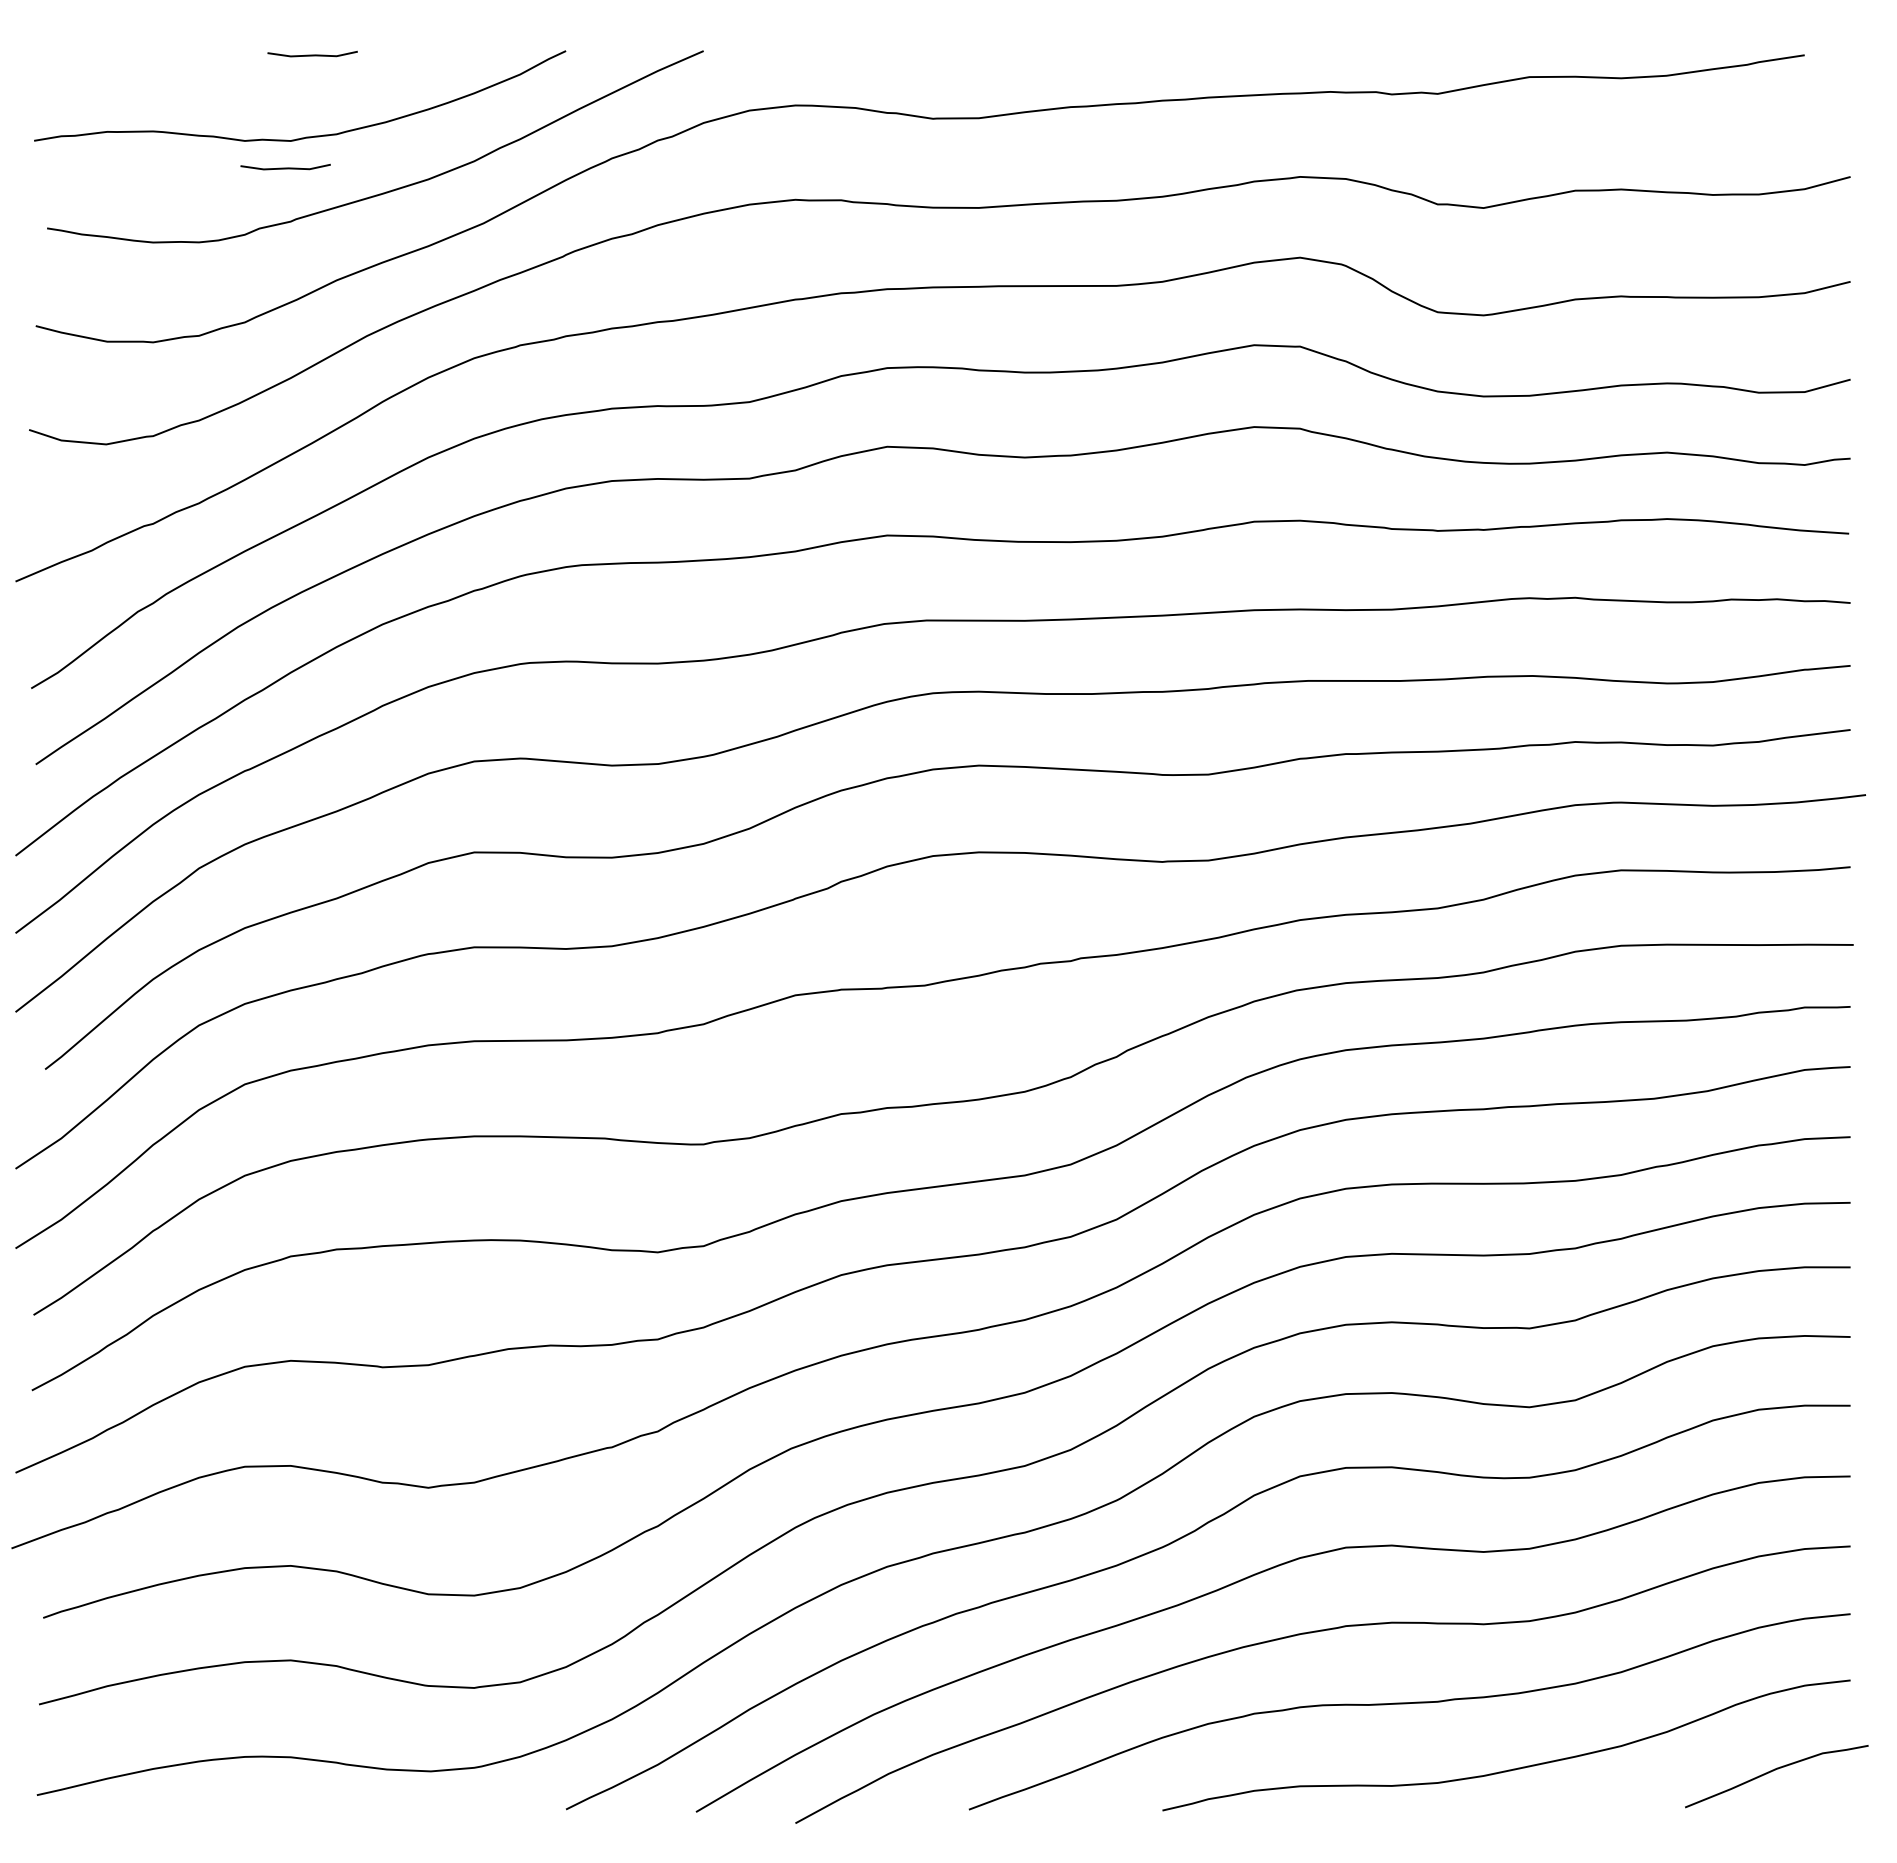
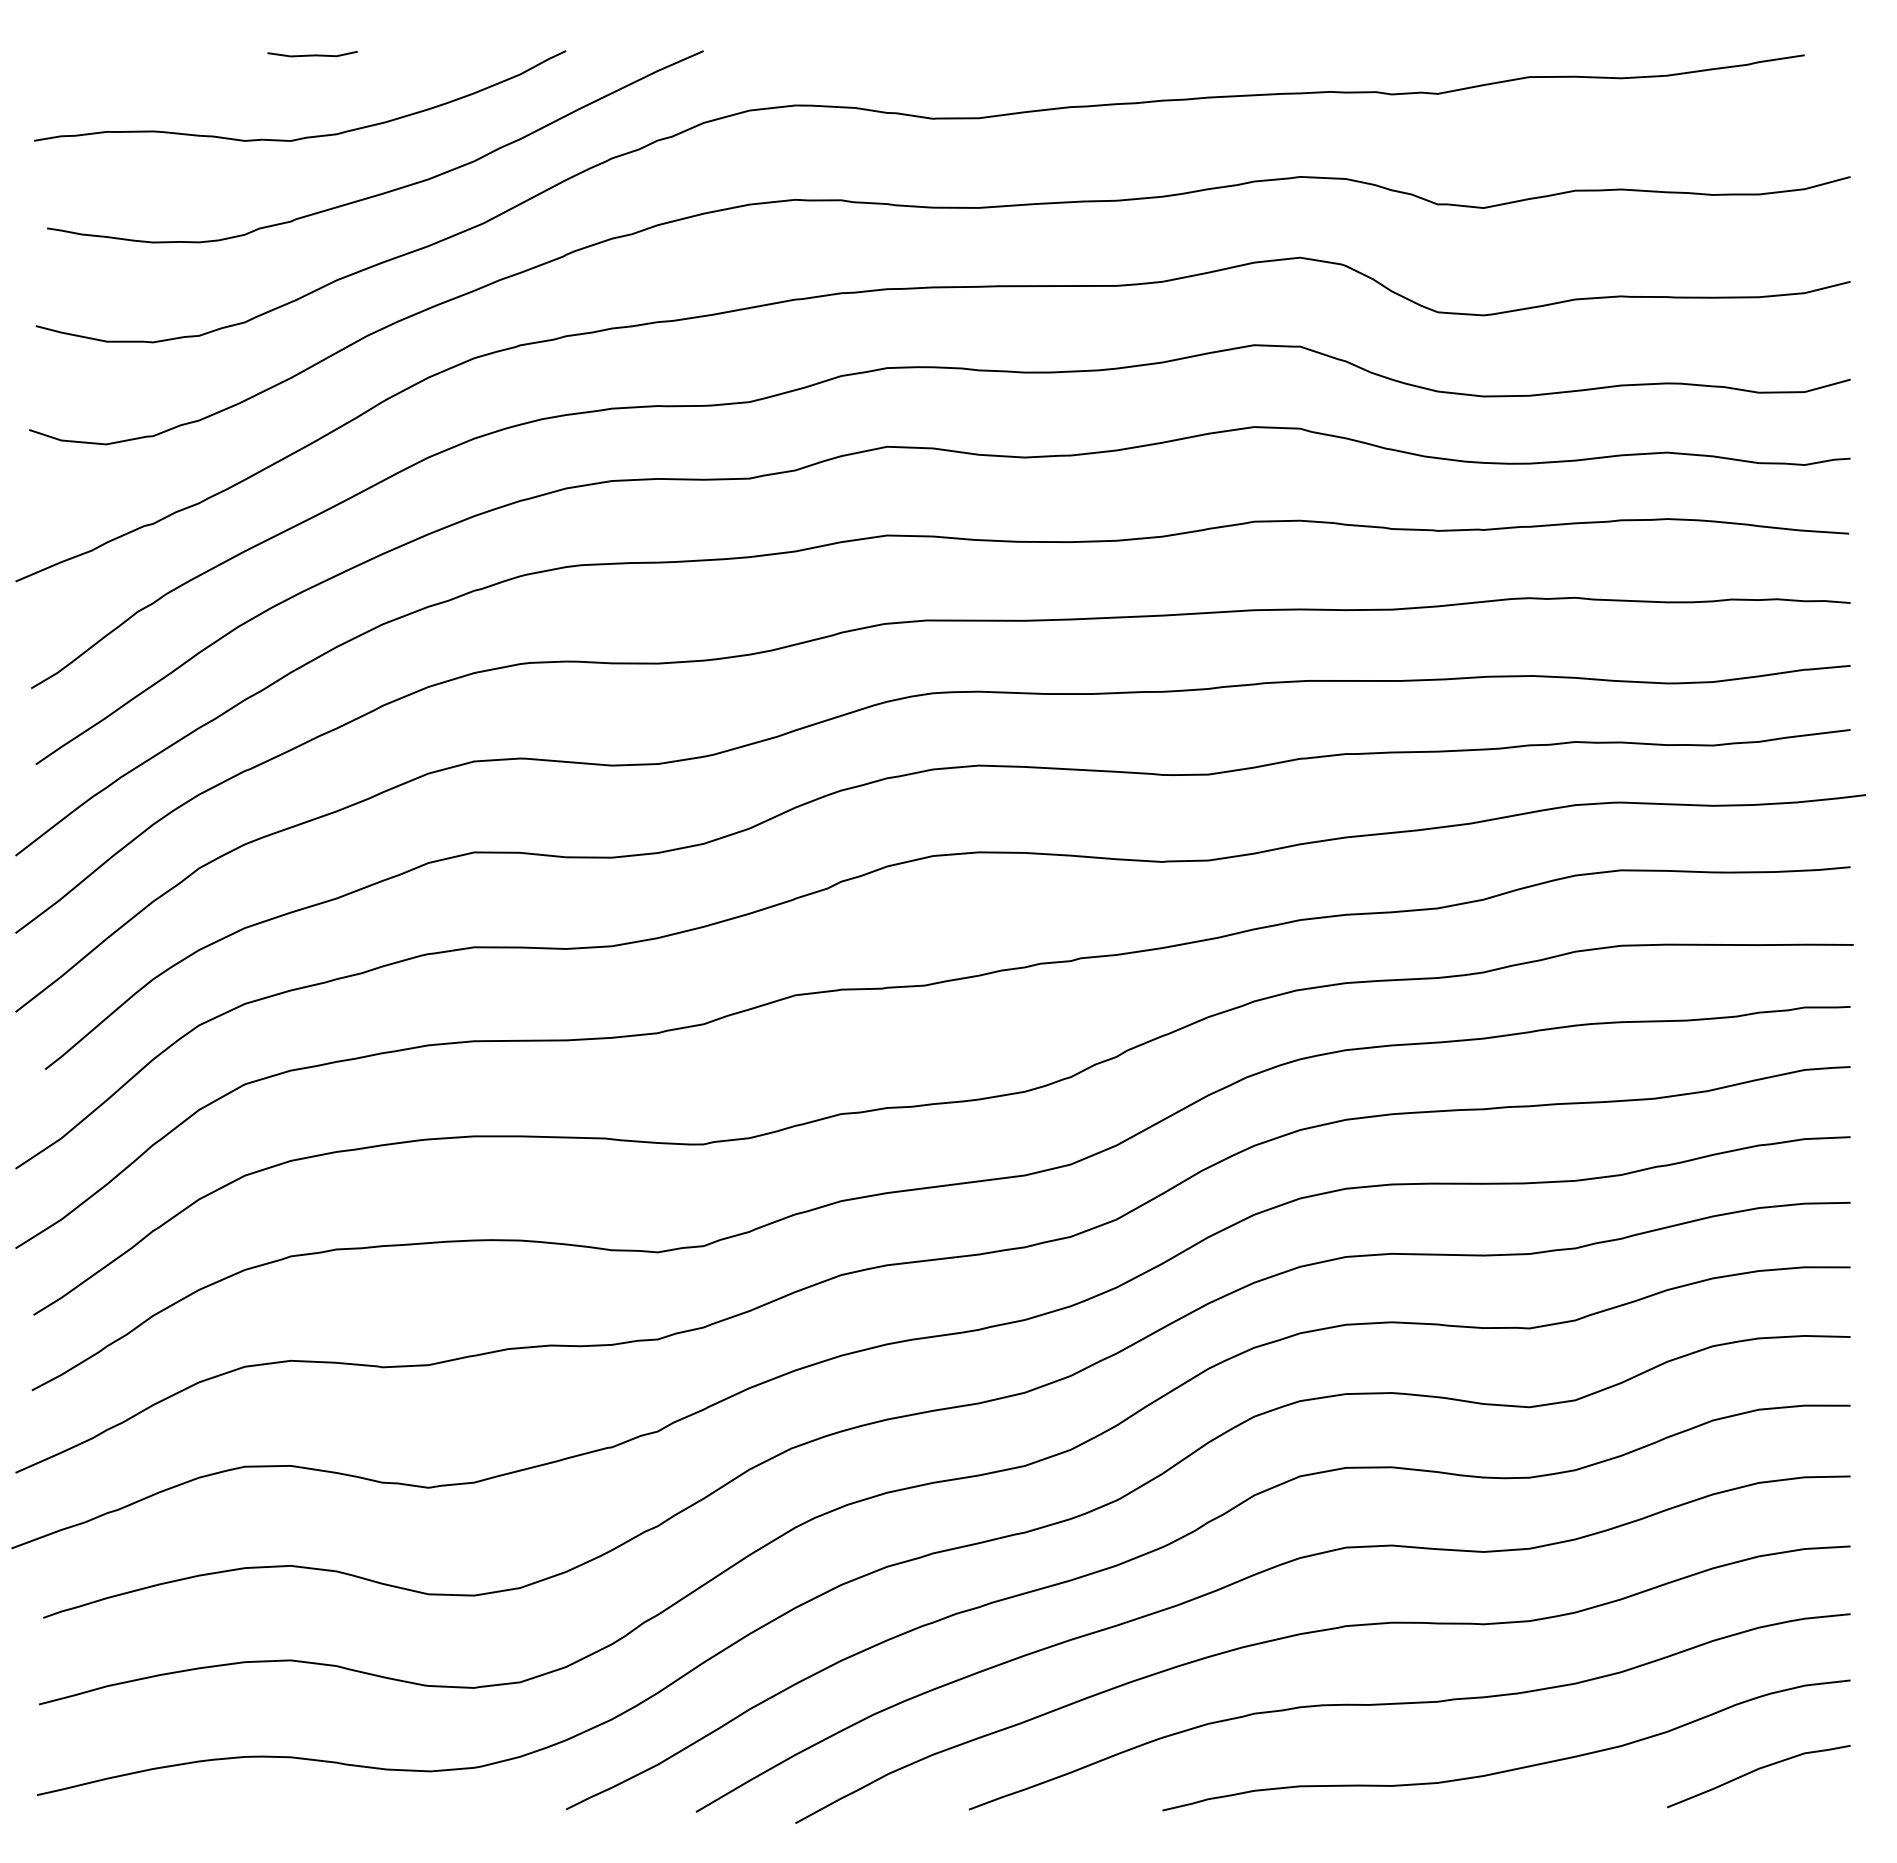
line: present -> none (285, 167)
curve position: (1773, 1771) -> (1755, 1771) (1755, 1771)
